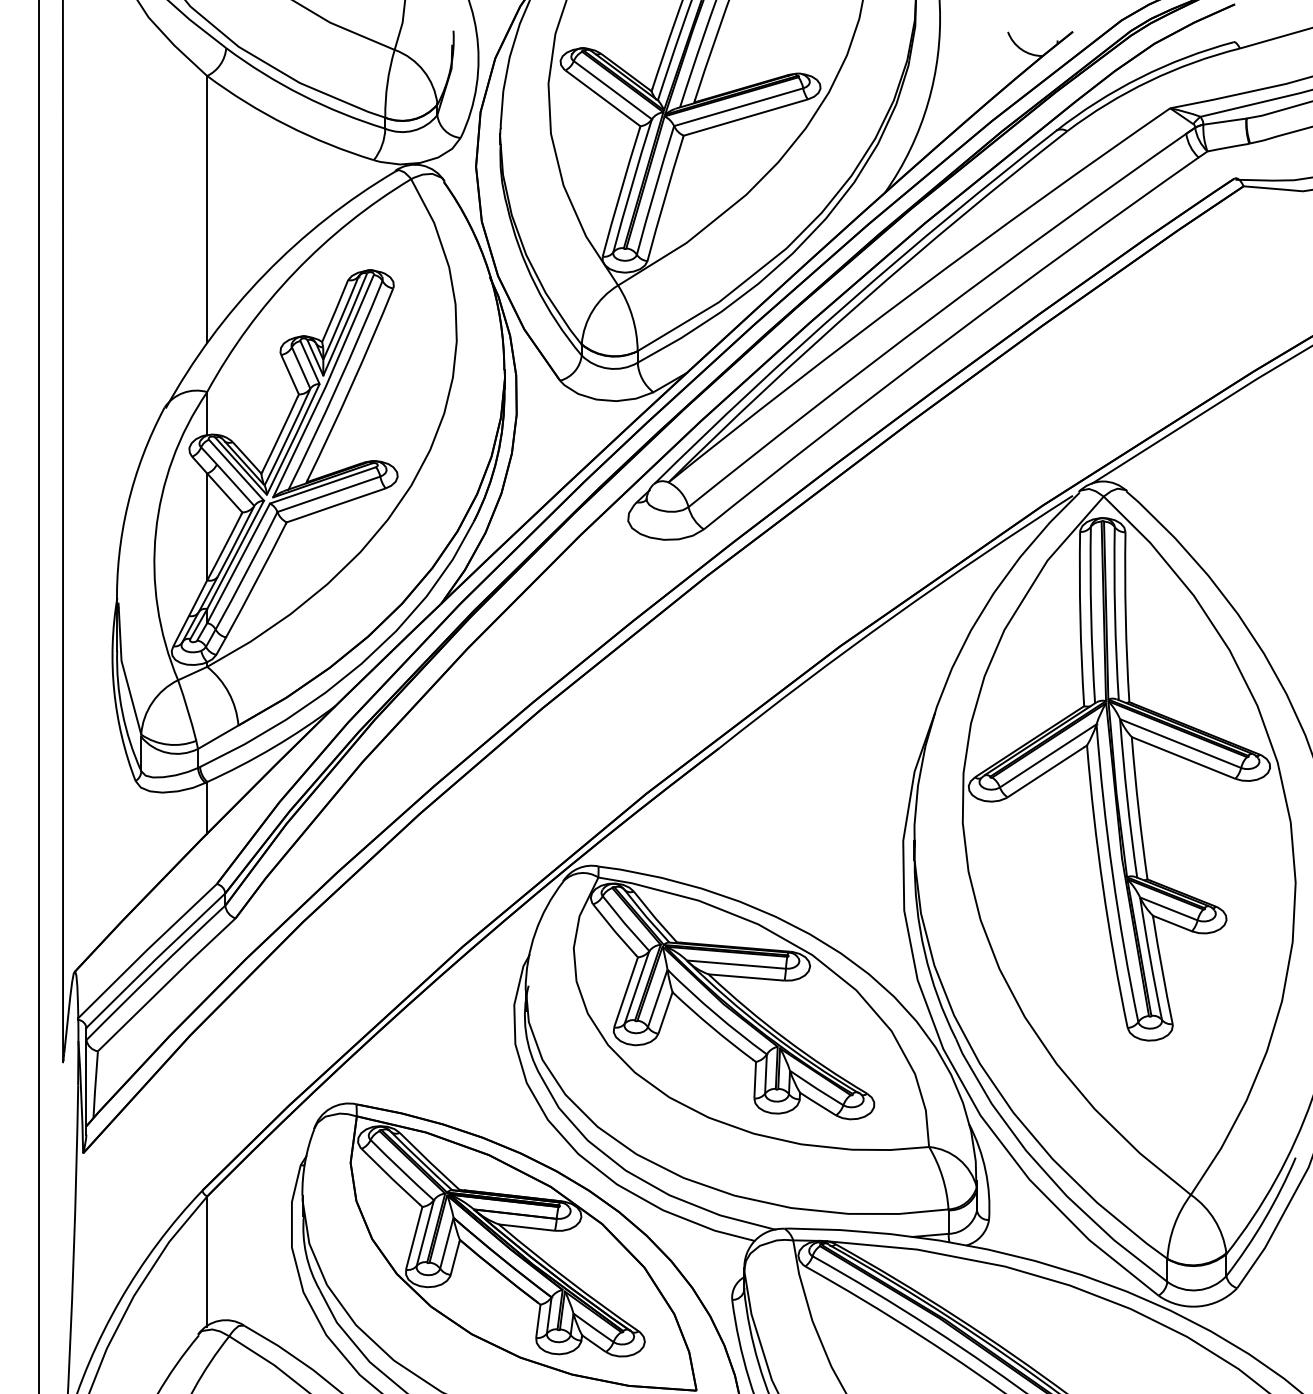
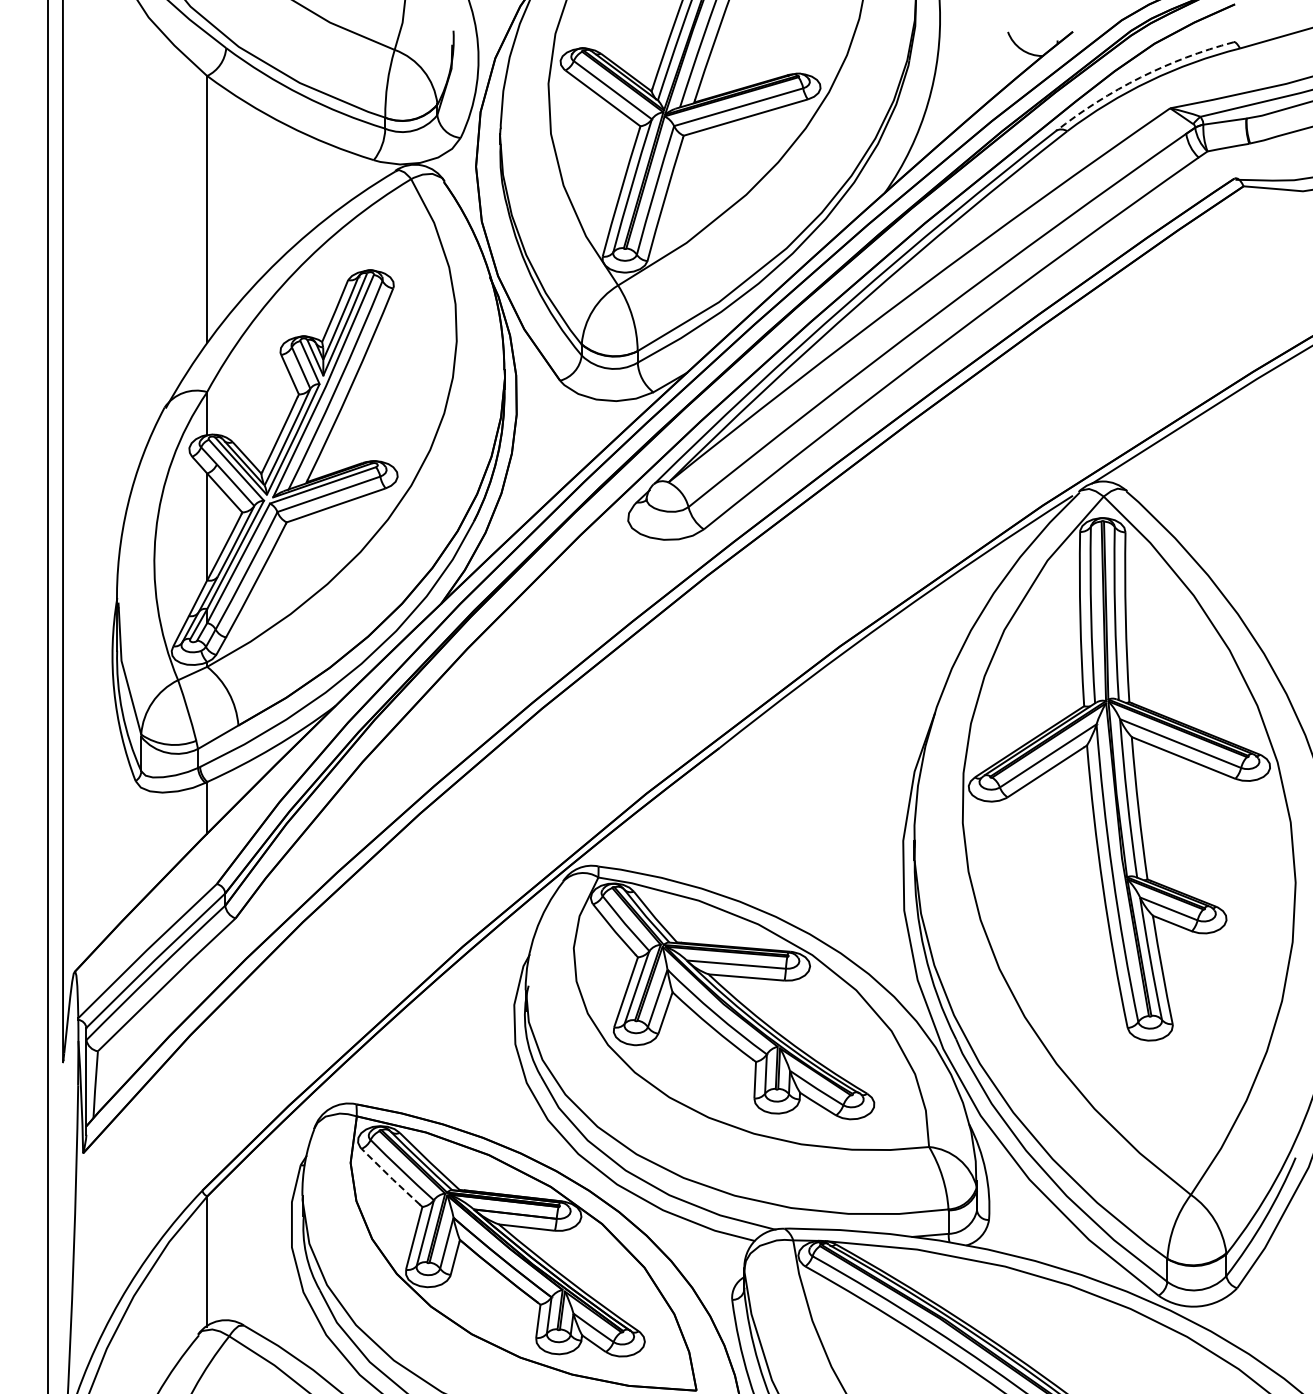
arc: solid -> dashed (1140, 77)
line position: (39, 696) -> (48, 696) (48, 696)
line: solid -> dashed (390, 1177)
